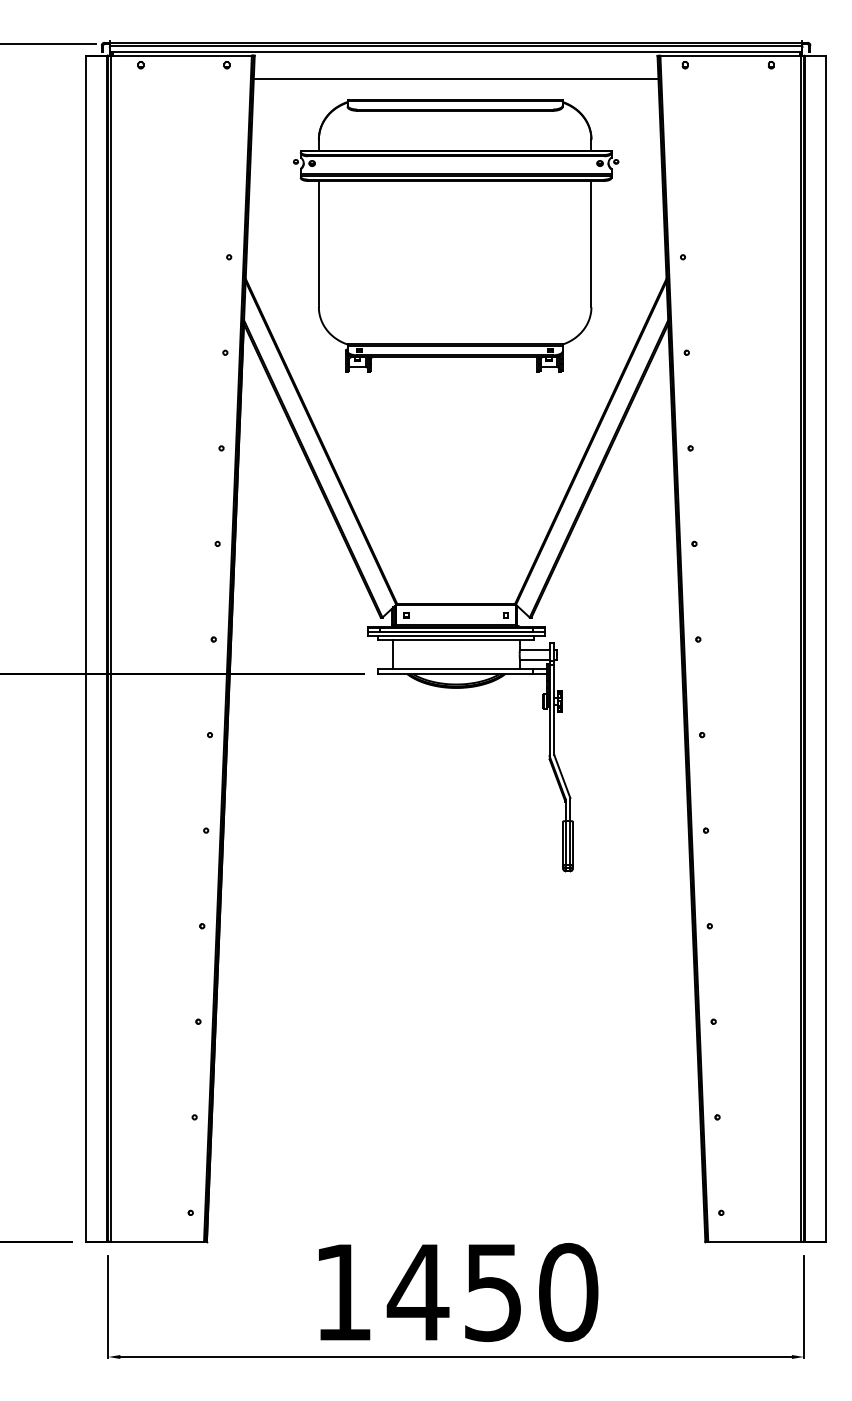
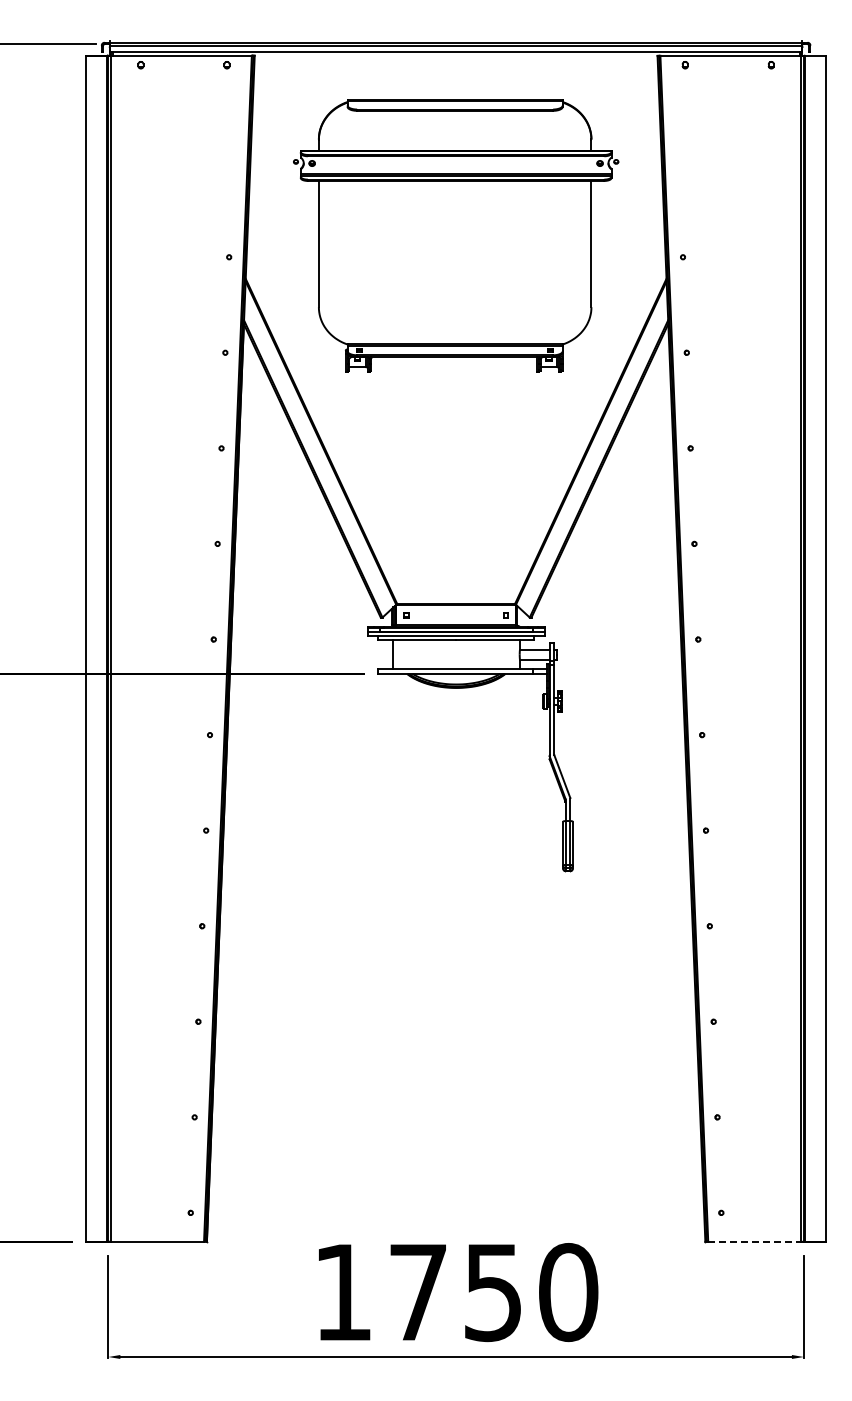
line: present -> none (455, 79)
line: solid -> dashed (755, 1241)
text: 1450 -> 1750 (417, 1292)
